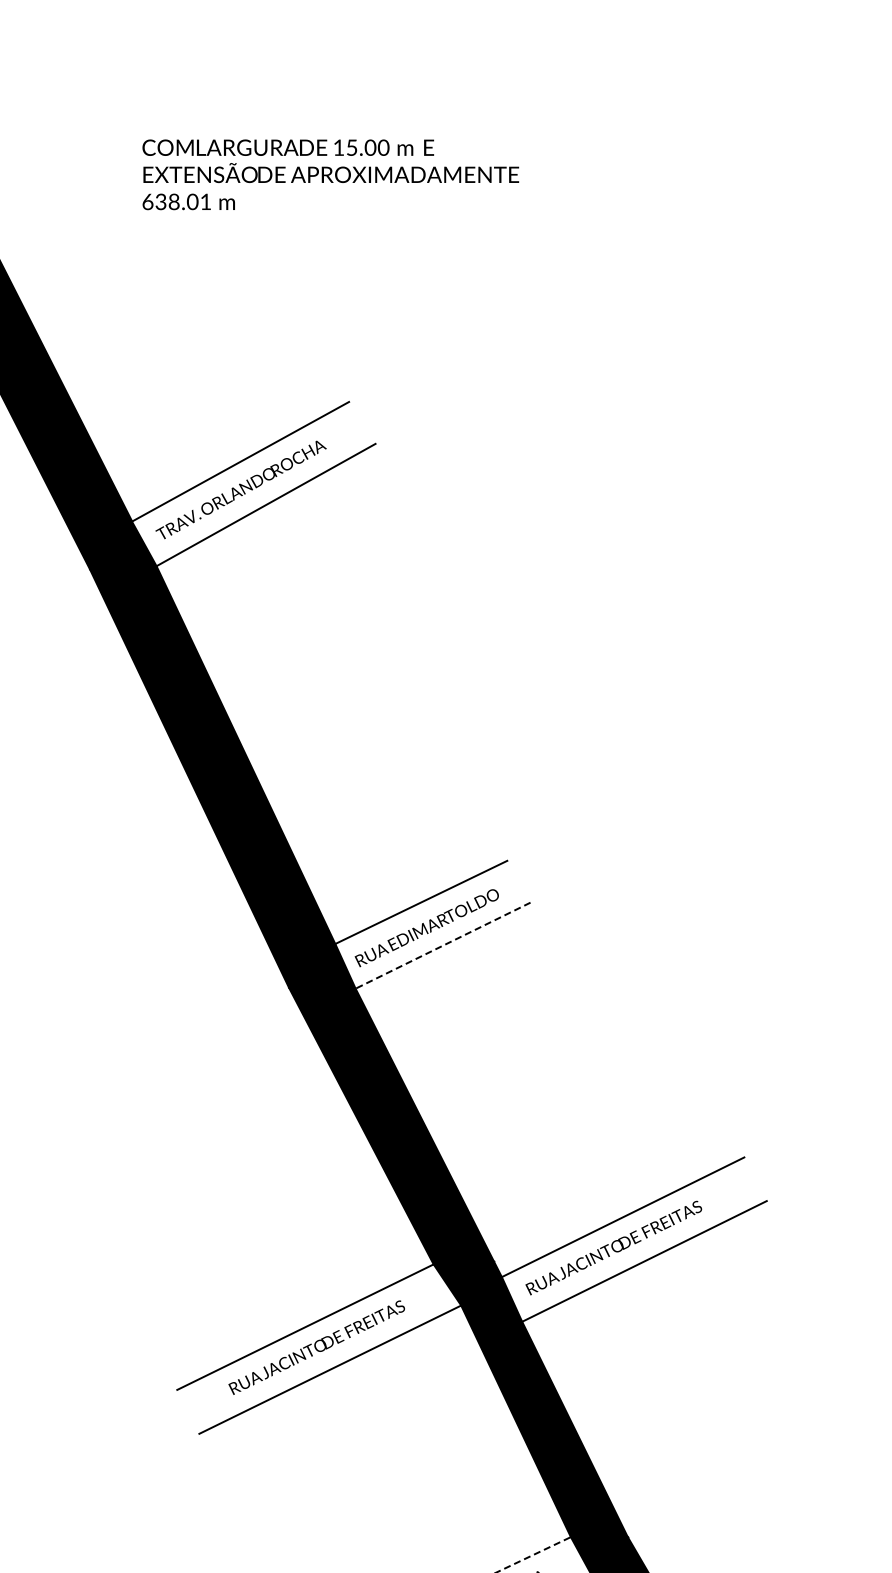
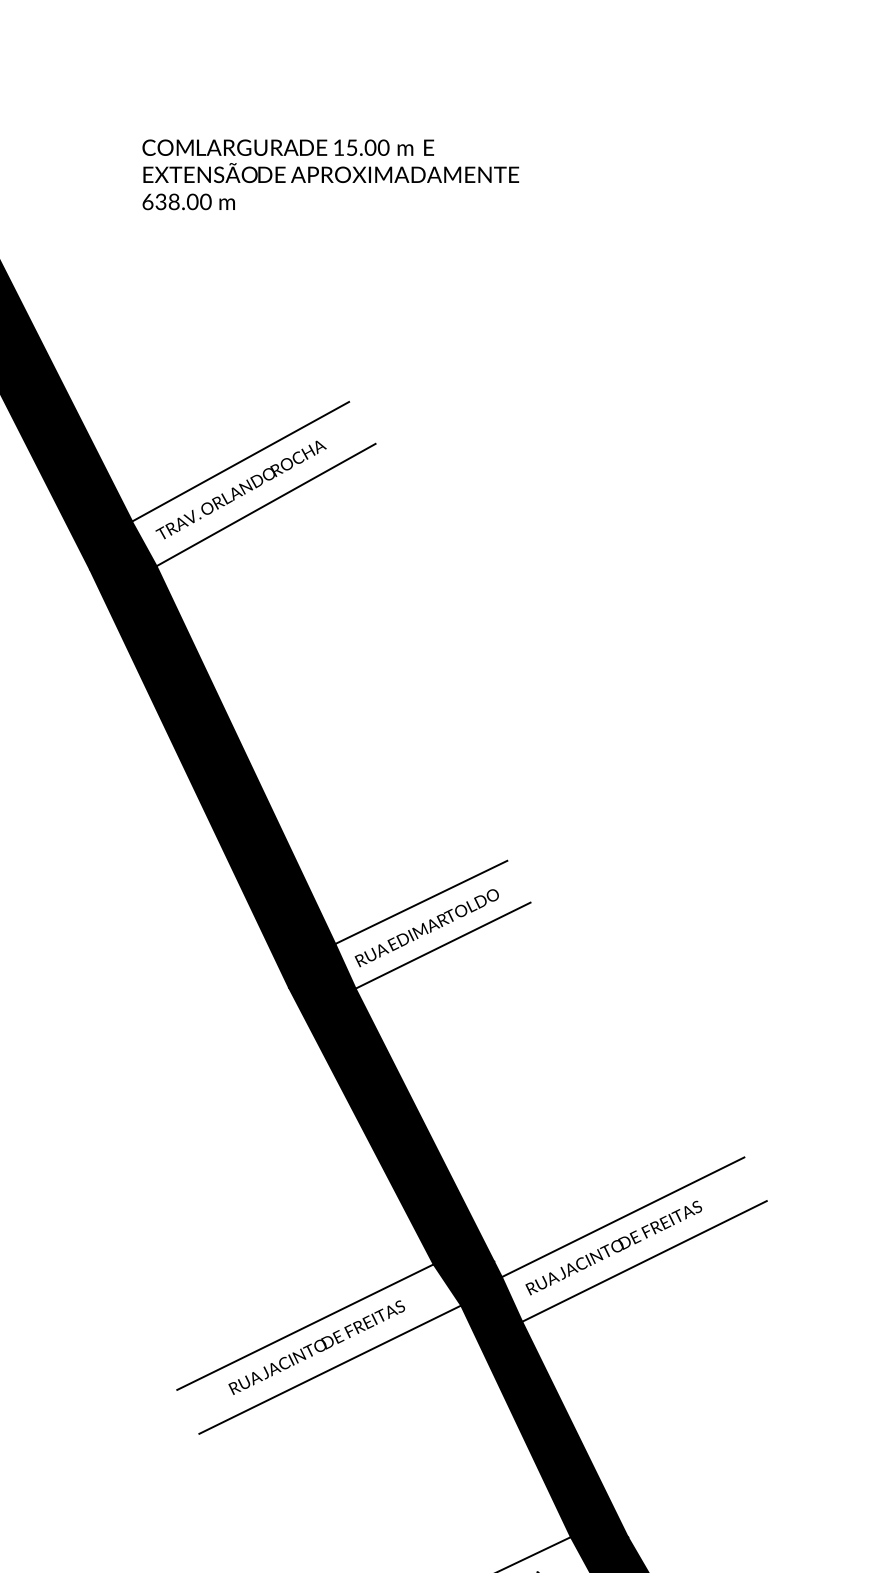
text: 638.01 -> 638.00 (205, 201)
line: dashed -> solid (442, 945)
line: dashed -> solid (533, 1554)
